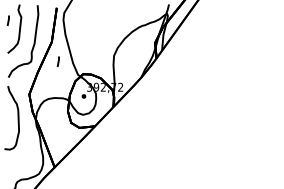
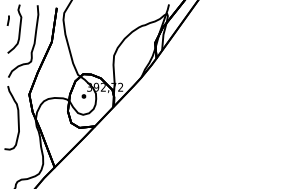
part: present -> none (57, 61)
